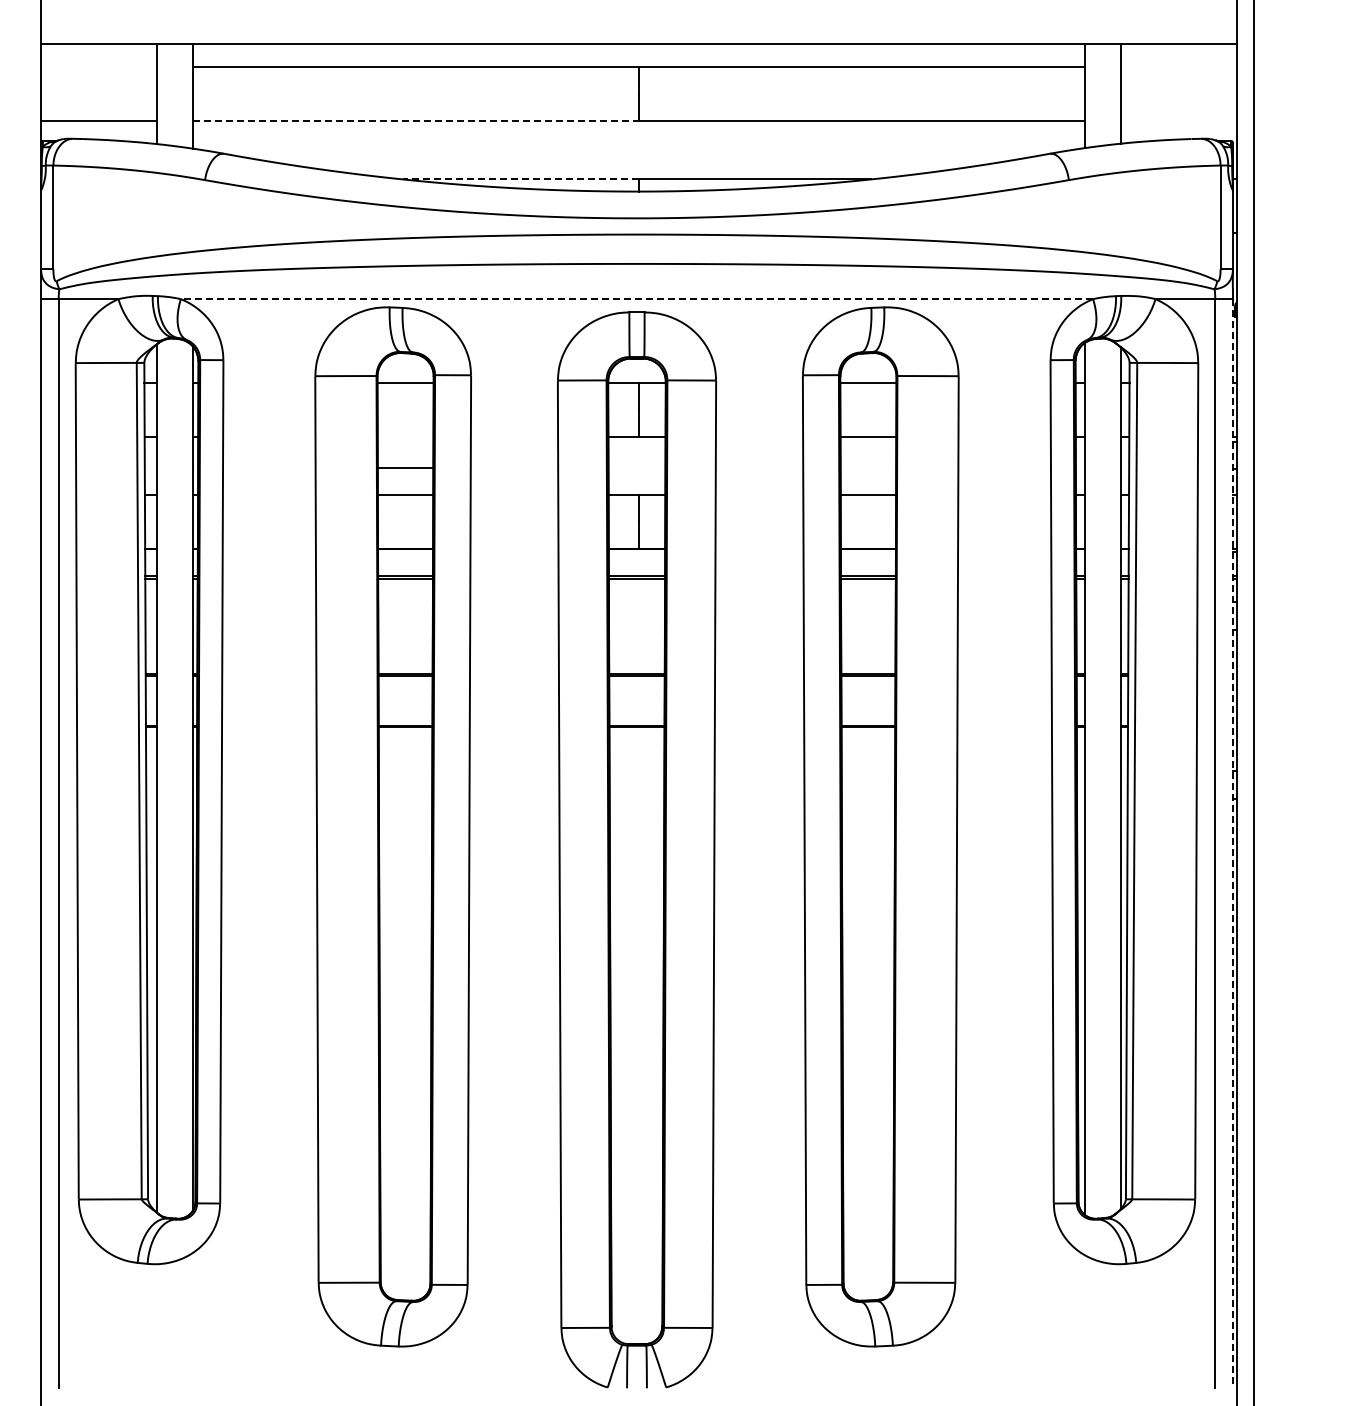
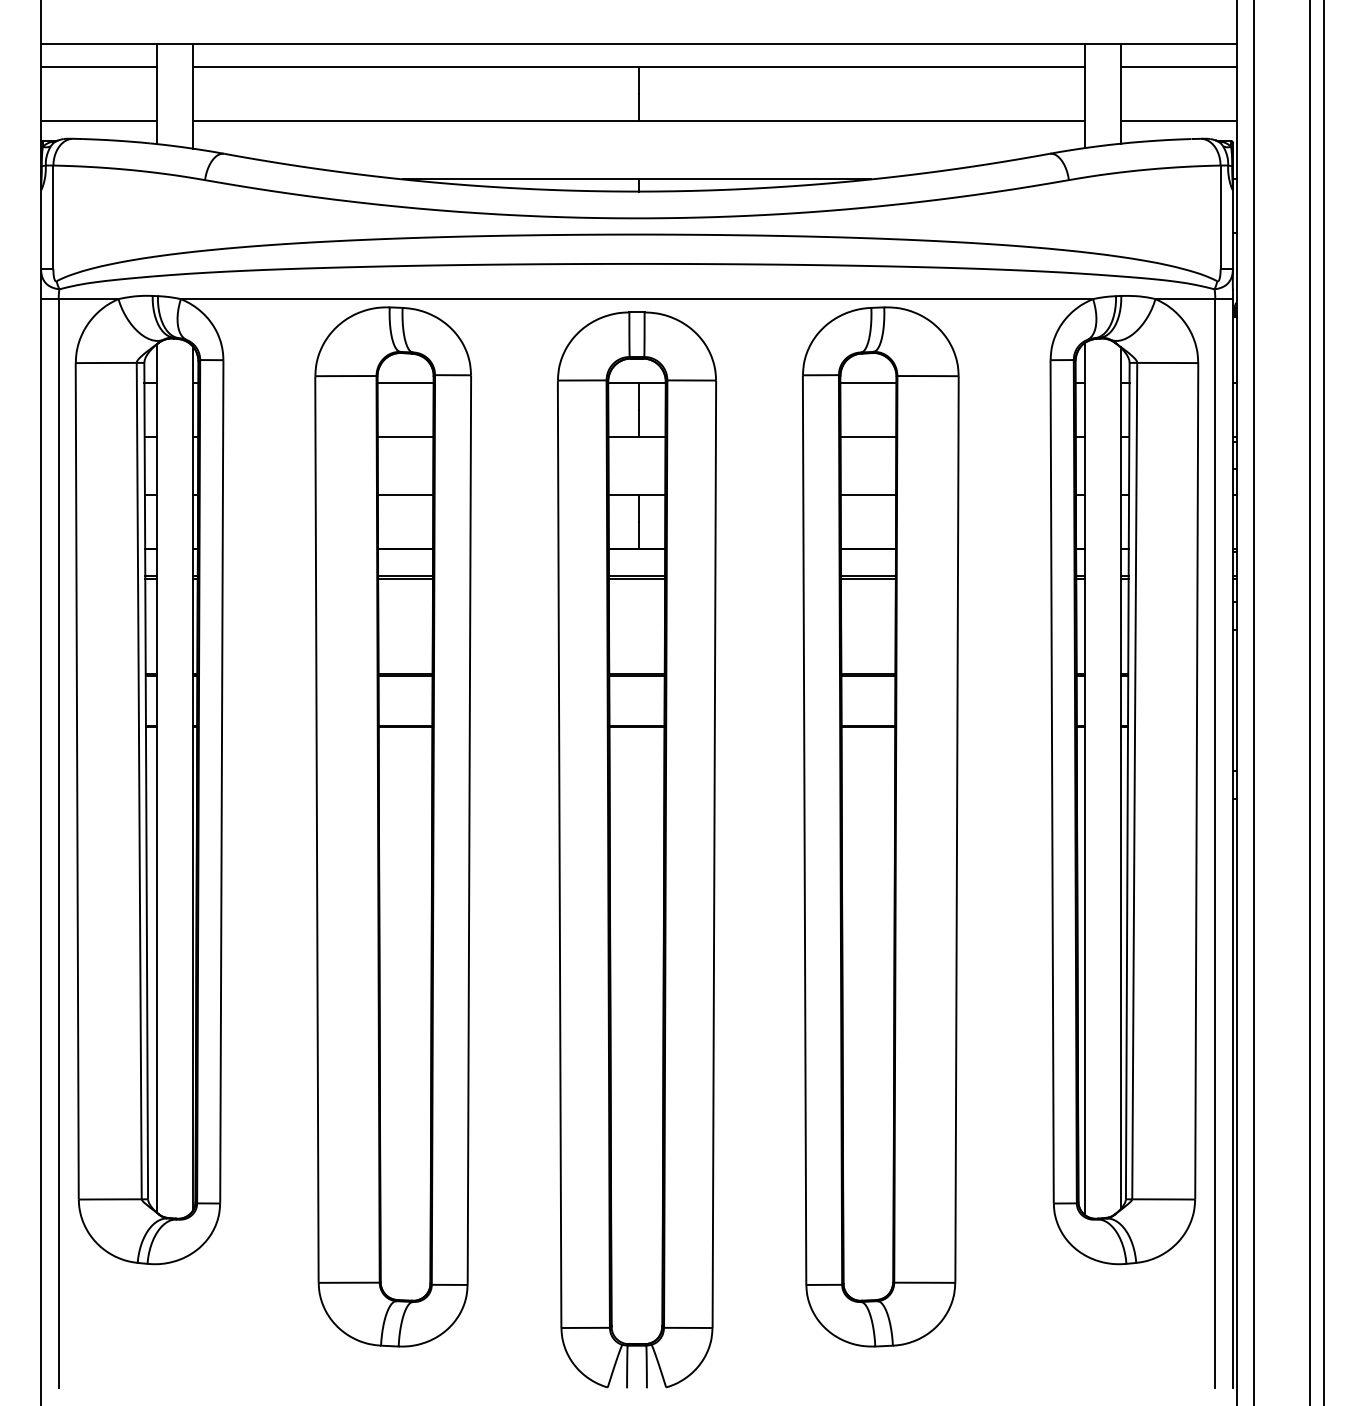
line: none -> present (99, 67)
line: none -> present (1178, 67)
line: dashed -> solid (416, 120)
line: none -> present (1178, 120)
line: dashed -> solid (521, 179)
line: dashed -> solid (636, 299)
line position: (405, 467) -> (405, 436) (405, 436)
line: none -> present (1309, 702)
line: none -> present (1323, 702)
line: dashed -> solid (1232, 843)
